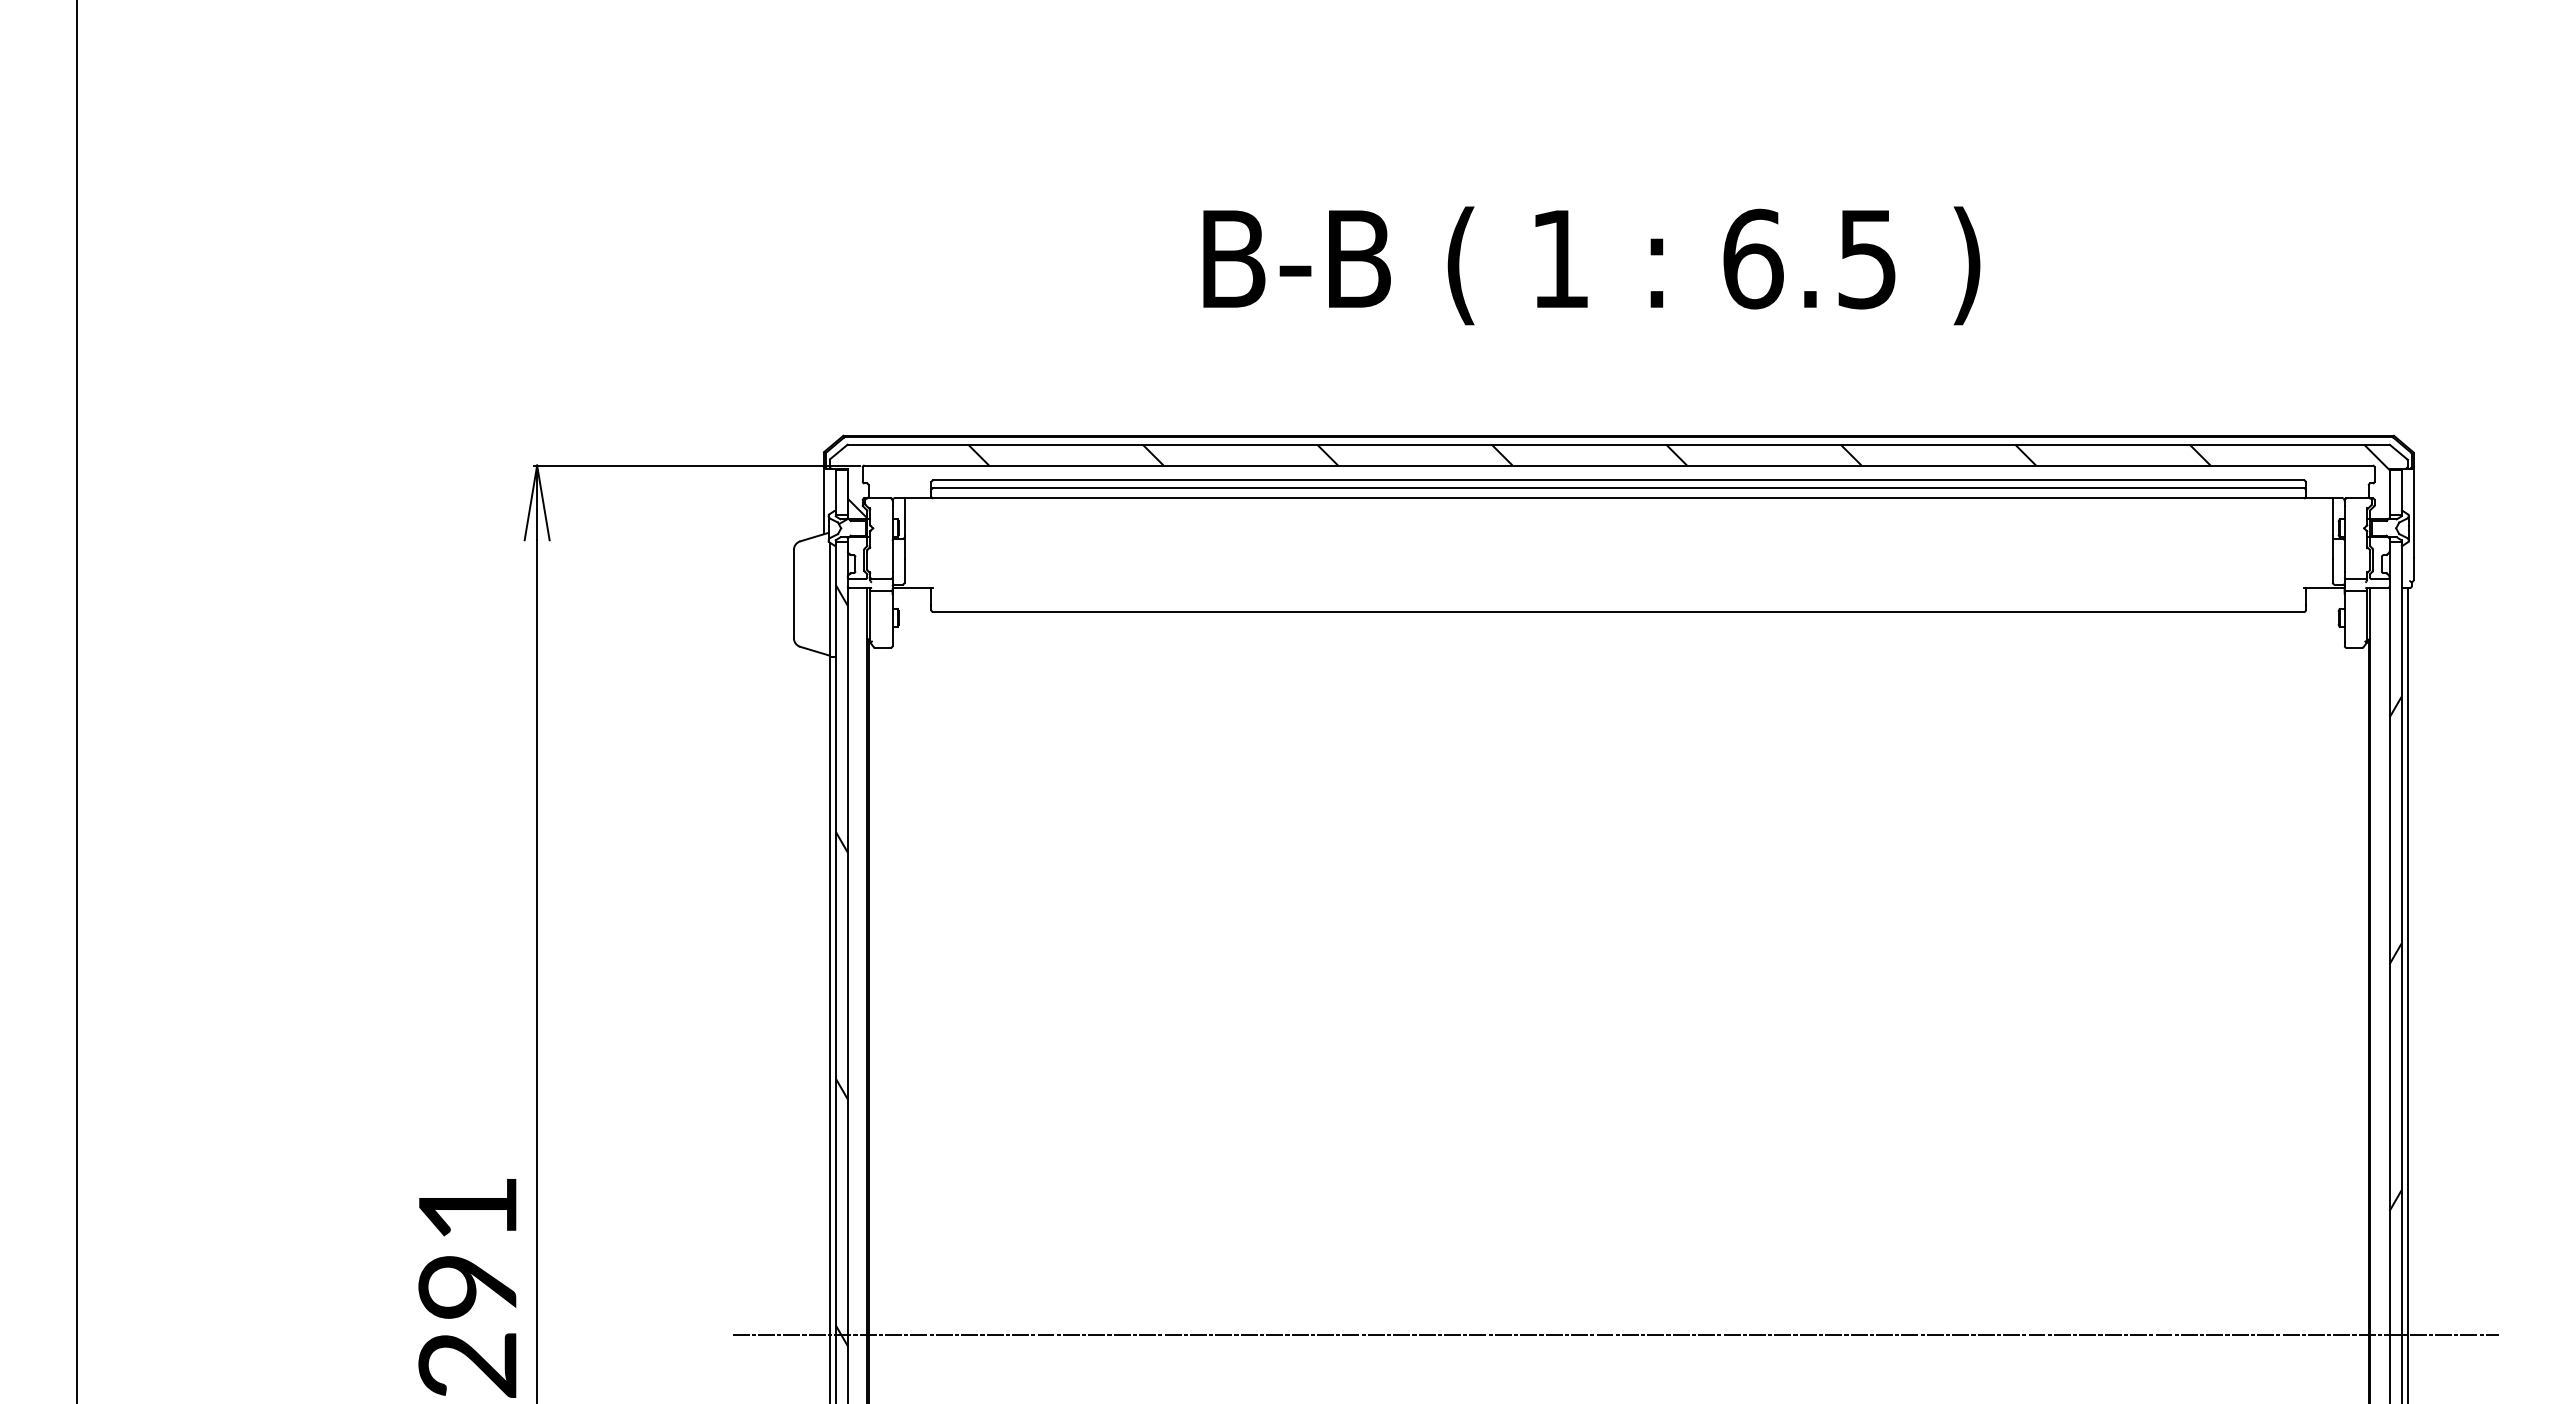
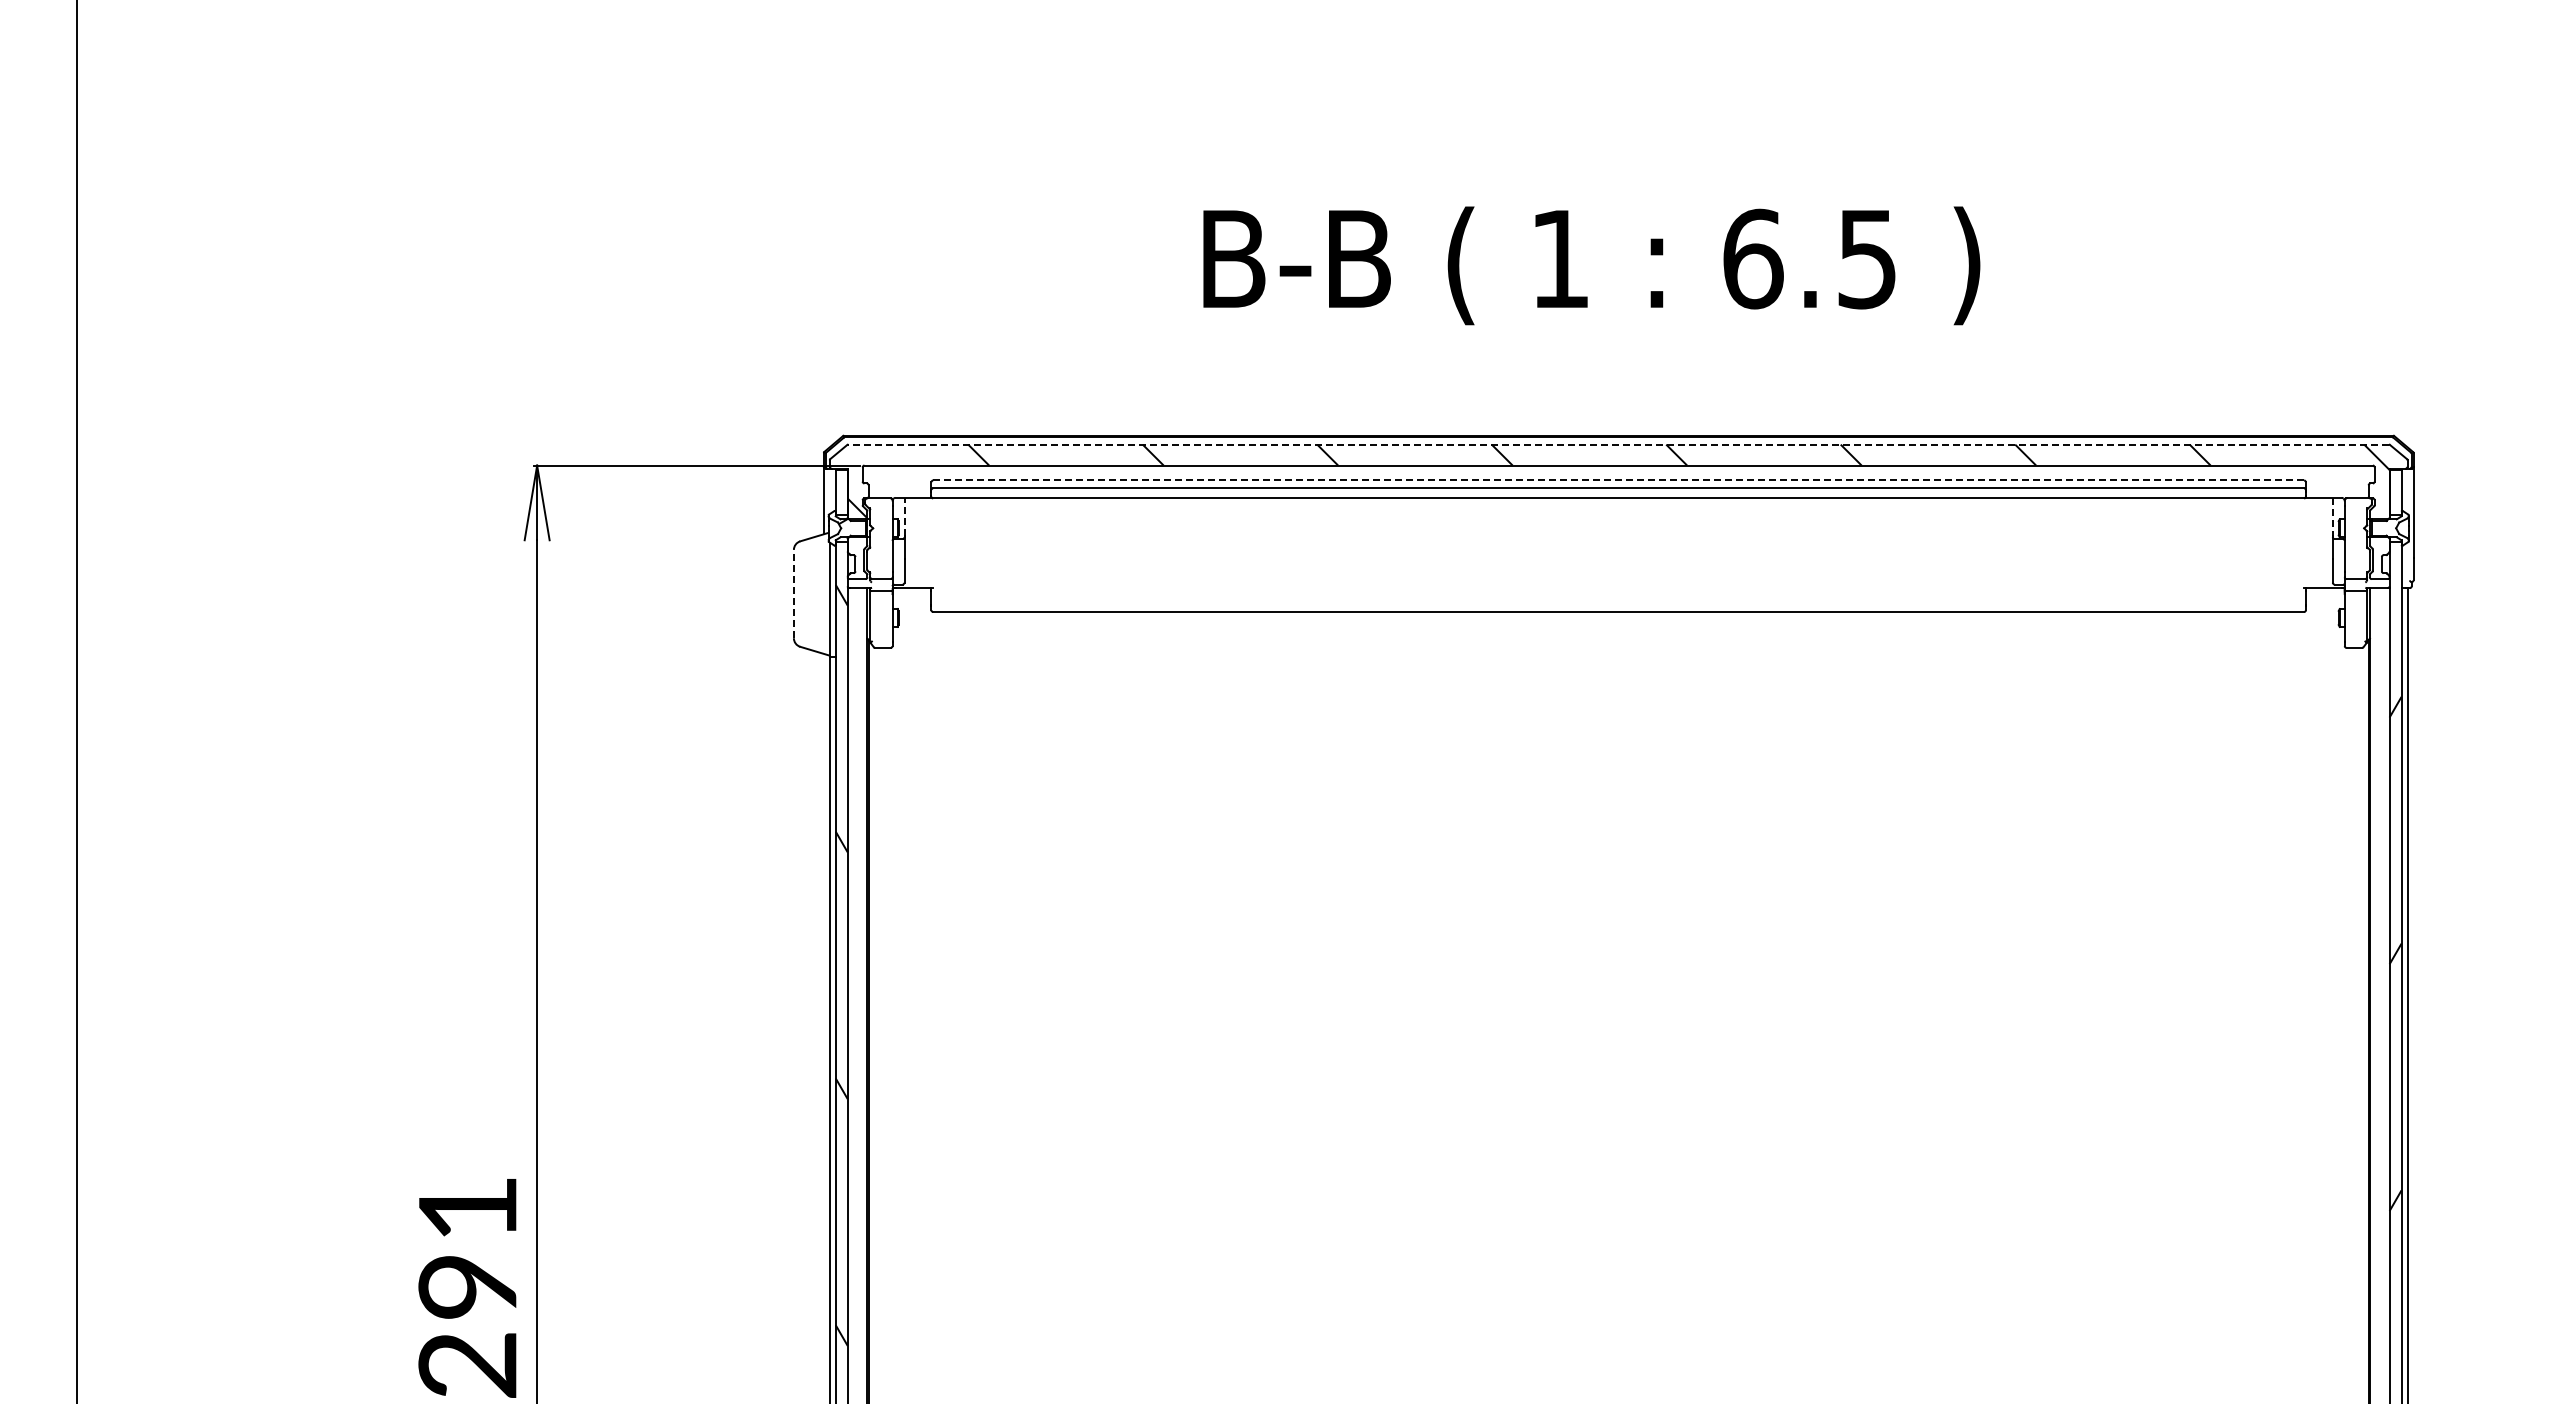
line: solid -> dashed (1618, 444)
line: solid -> dashed (1618, 480)
line: solid -> dashed (904, 516)
line: solid -> dashed (2332, 517)
line: solid -> dashed (793, 593)
line: present -> none (1615, 1335)
